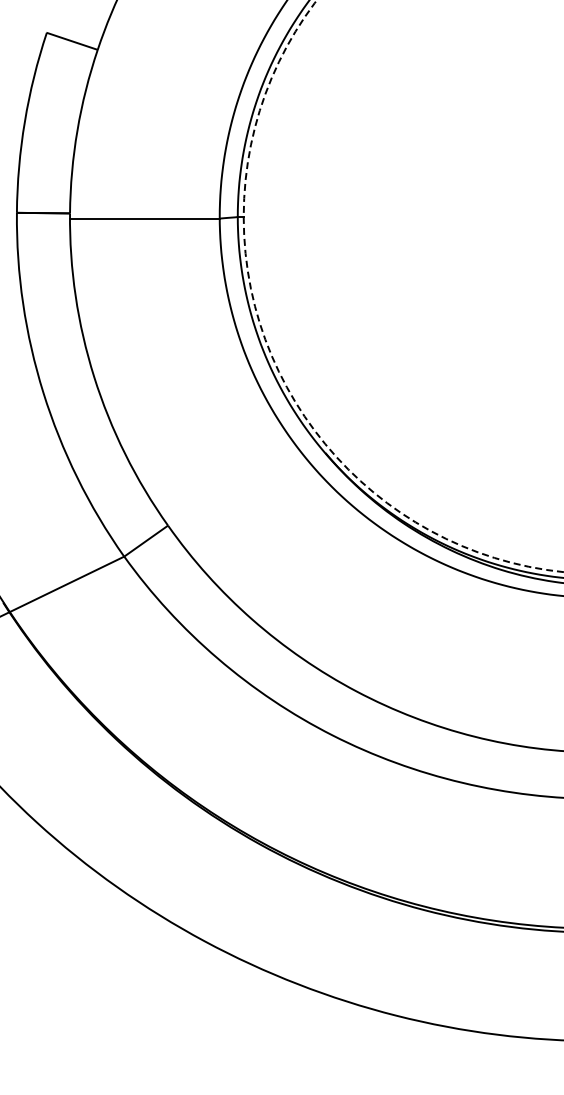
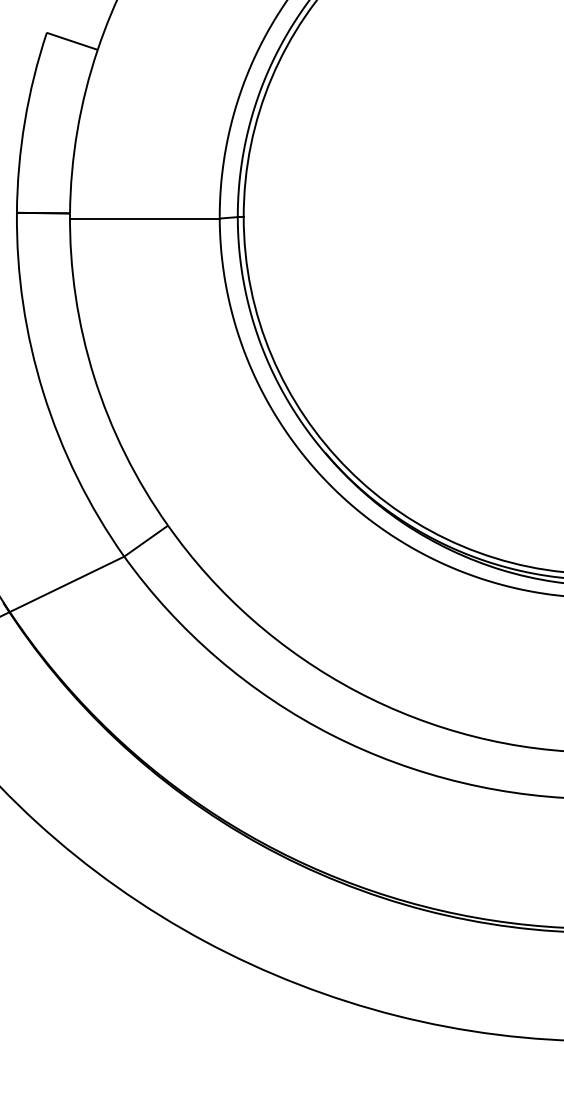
circle: dashed -> solid (403, 286)
